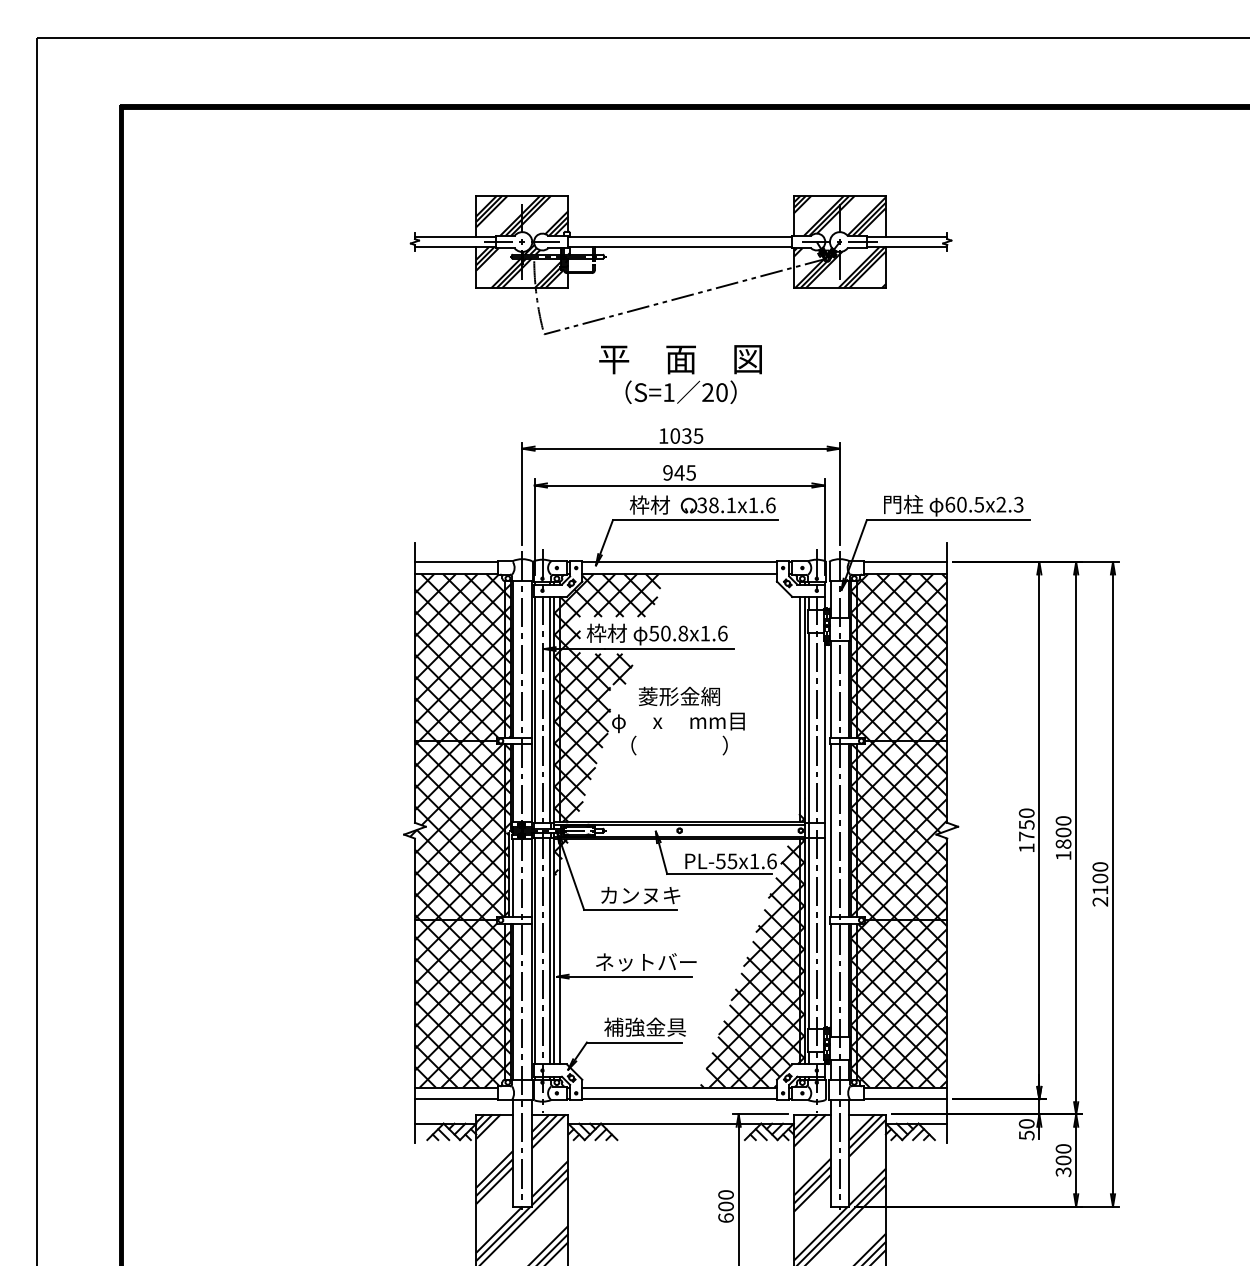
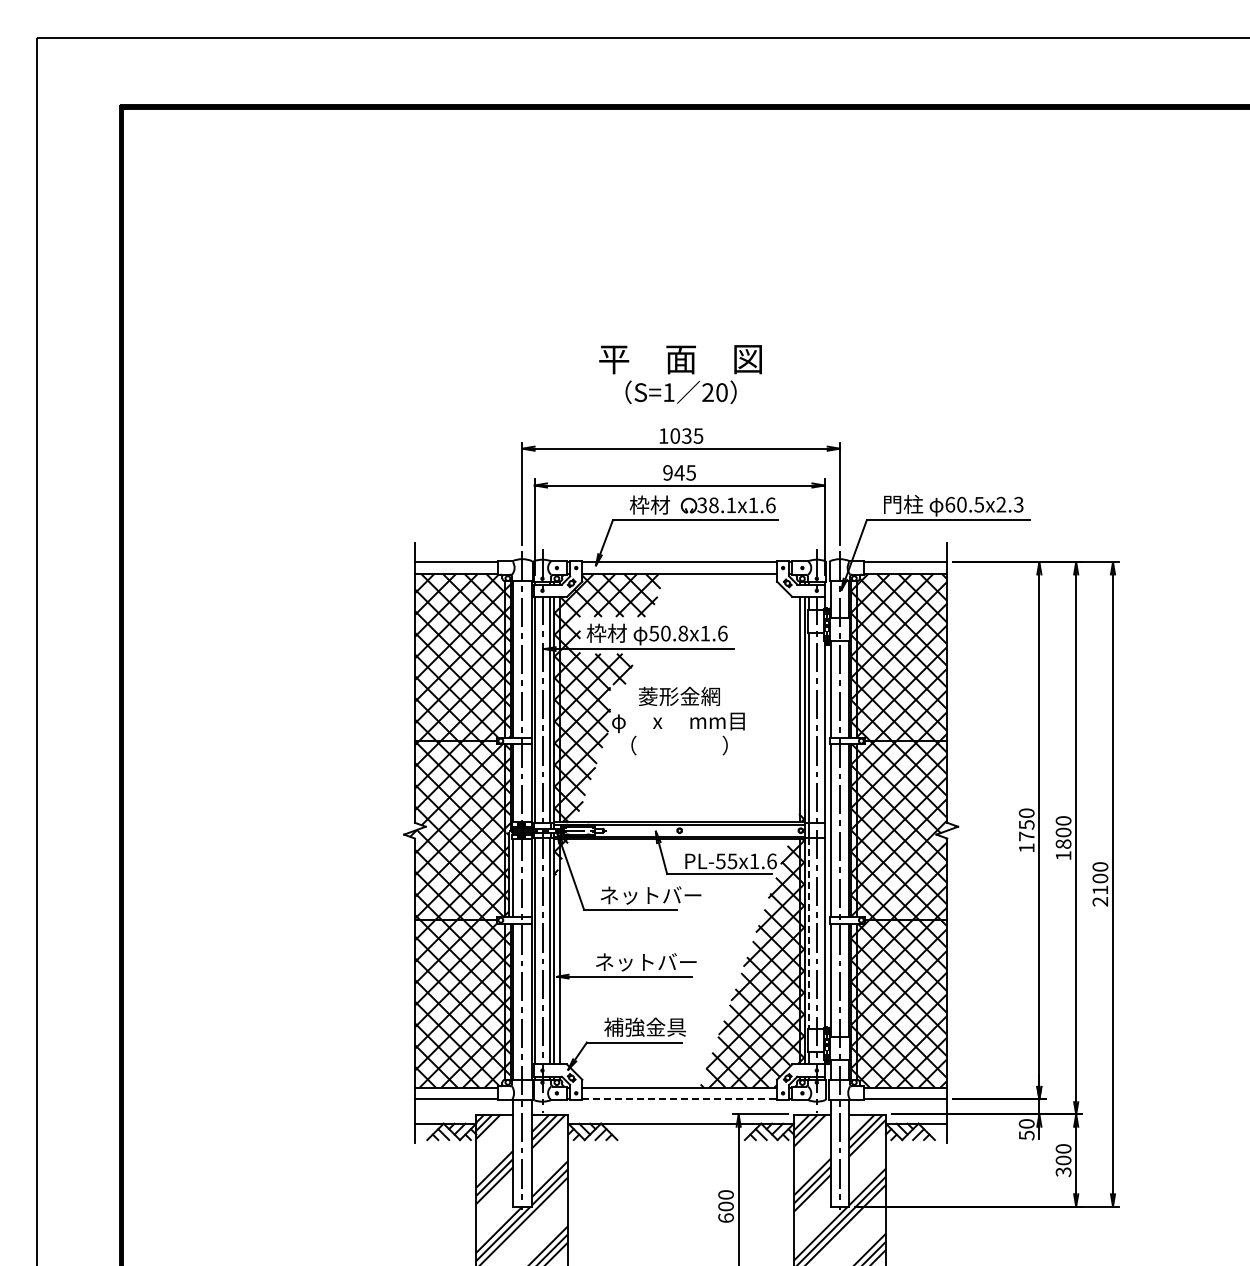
part: present -> none (680, 247)
text: カンヌキ -> ネットバー (650, 895)
line: solid -> dashed (809, 934)
line: solid -> dashed (680, 1099)
